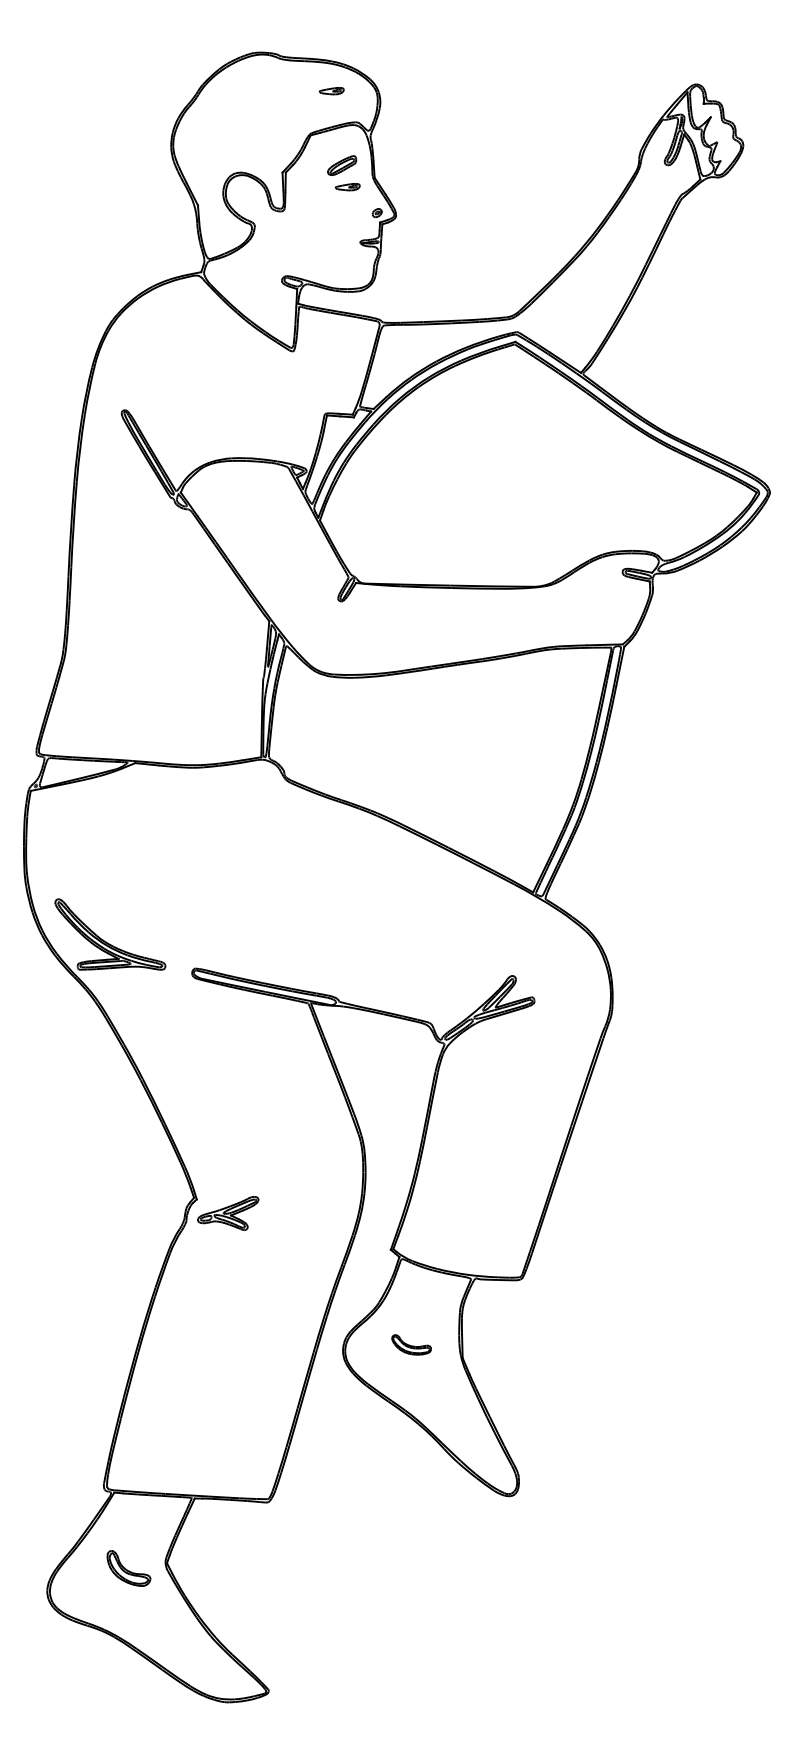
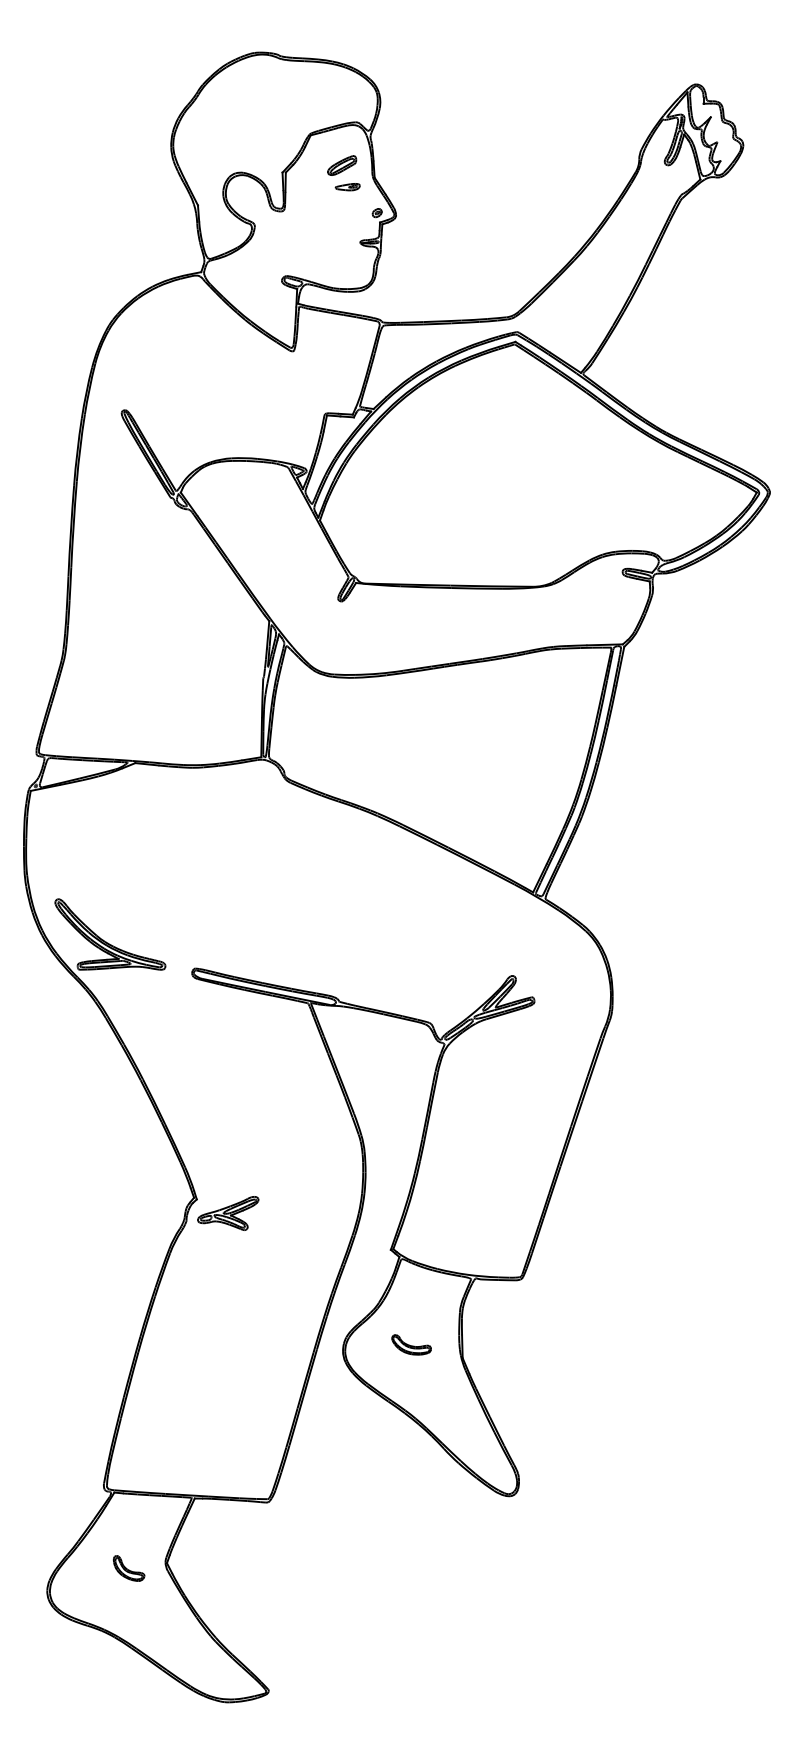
part: present -> none (331, 91)
part size: 46x37 px -> 33x27 px (129, 1568)
